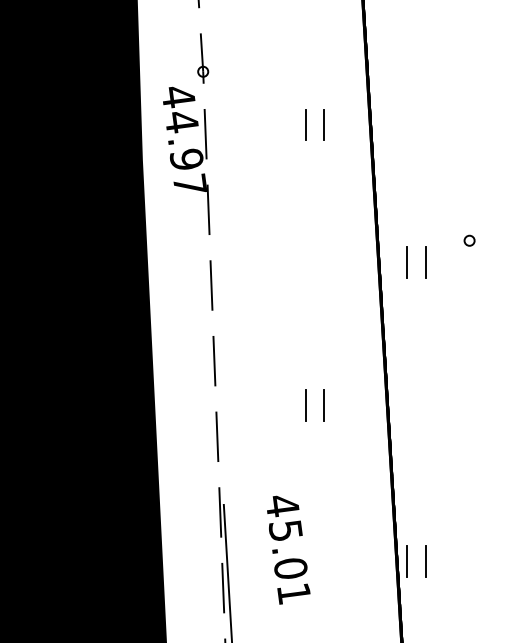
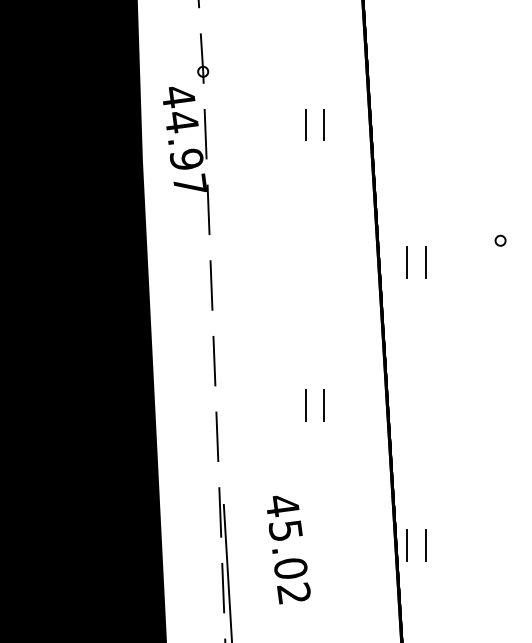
part position: (469, 240) -> (500, 240) (500, 240)
part position: (407, 561) -> (407, 545) (407, 545)
text: 45.01 -> 45.02 (293, 593)
